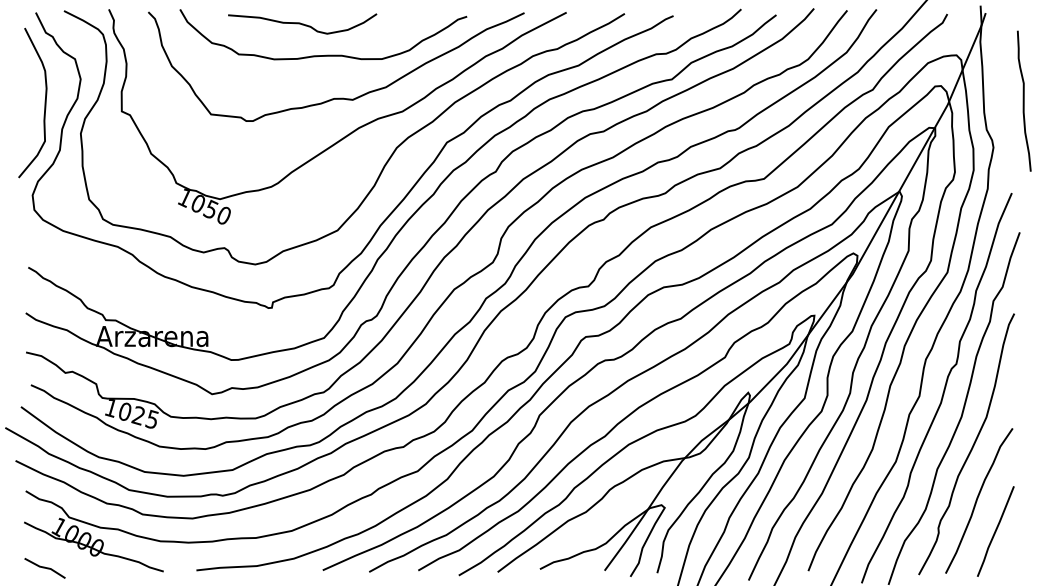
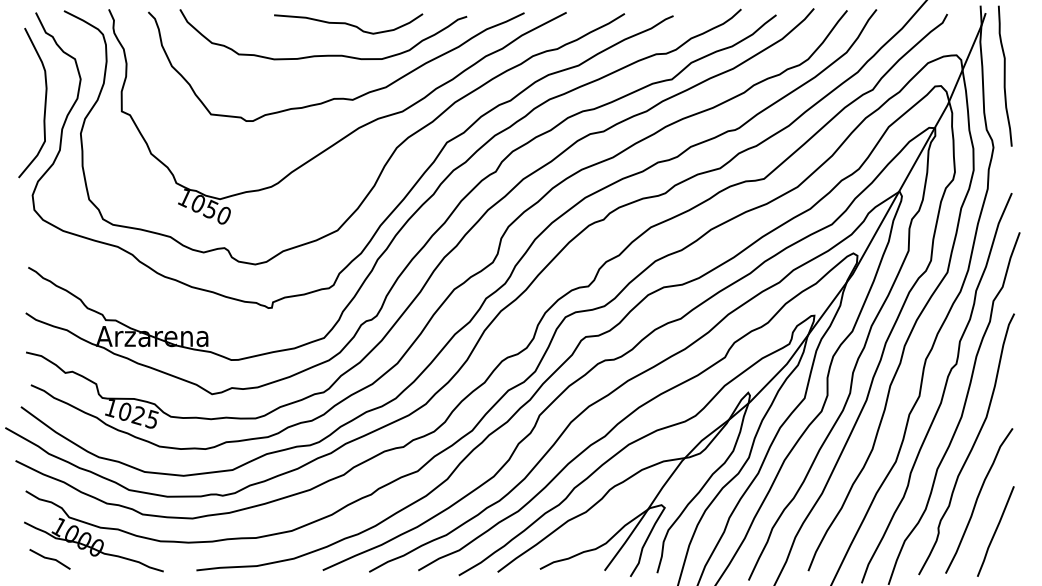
curve position: (302, 23) -> (348, 23) (348, 23)
curve position: (1024, 100) -> (1005, 75) (1005, 75)
line position: (44, 568) -> (49, 559) (49, 559)
